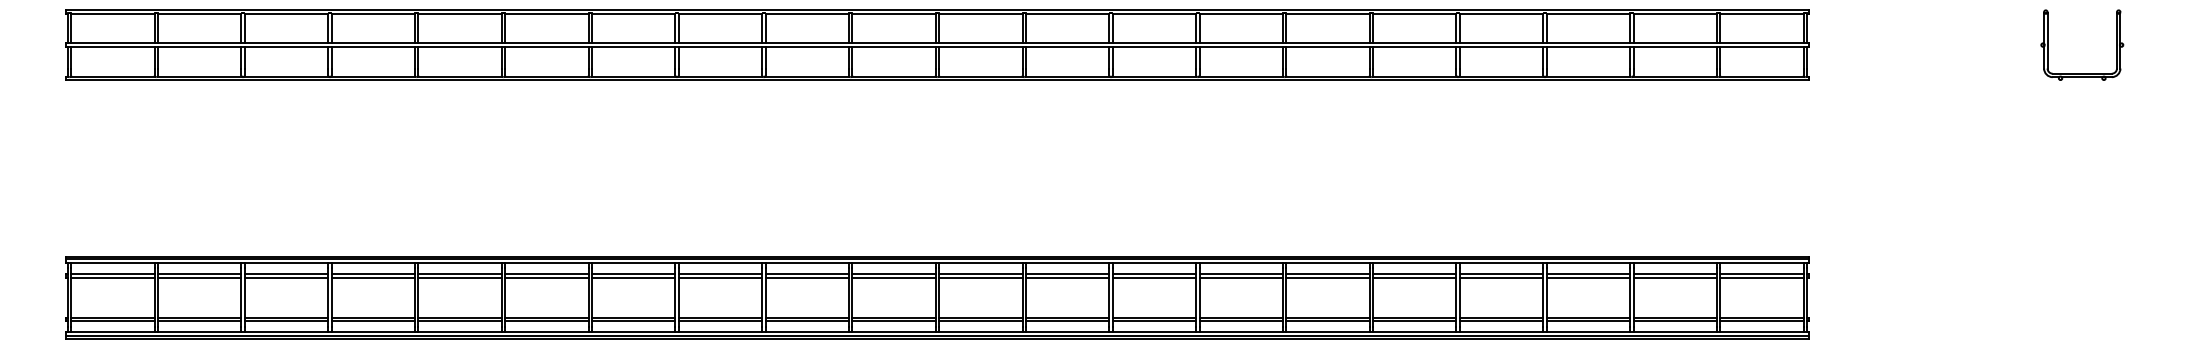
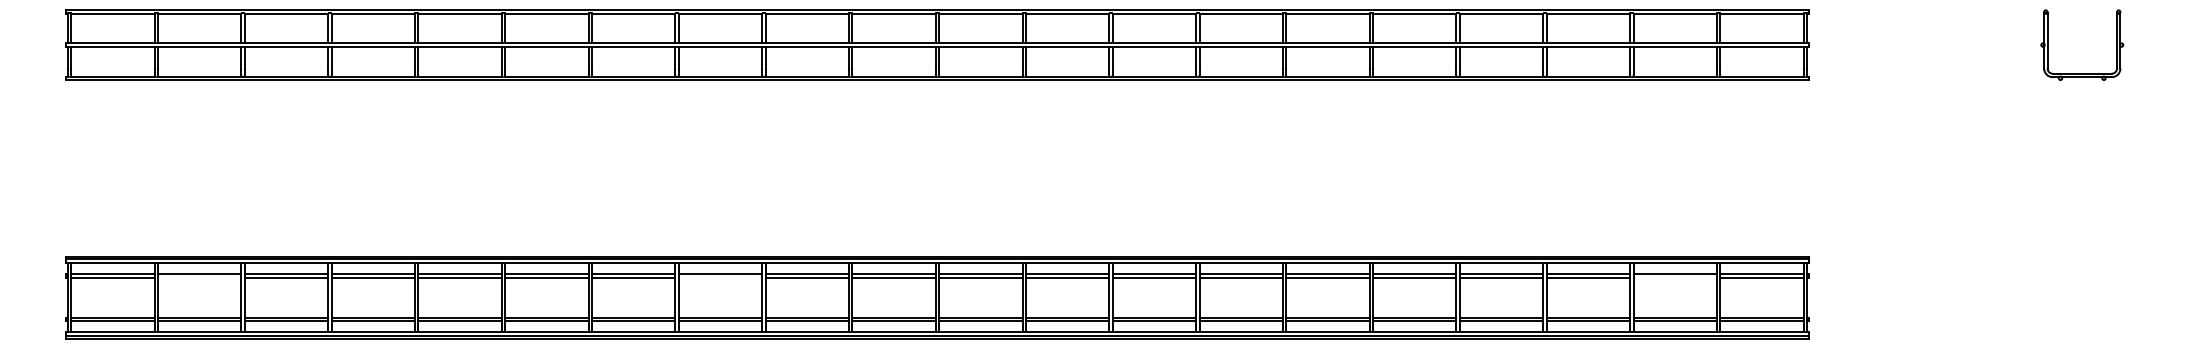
line: present -> none (199, 277)
line: present -> none (720, 277)
line: present -> none (1674, 277)
